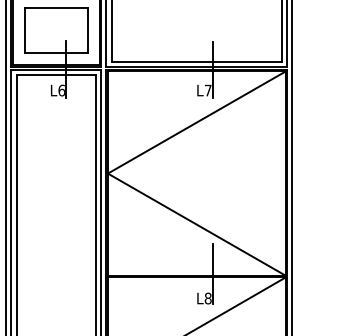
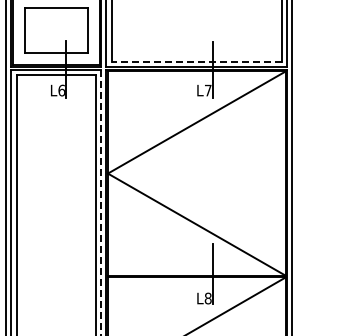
line: solid -> dashed (196, 61)
line: solid -> dashed (101, 202)
